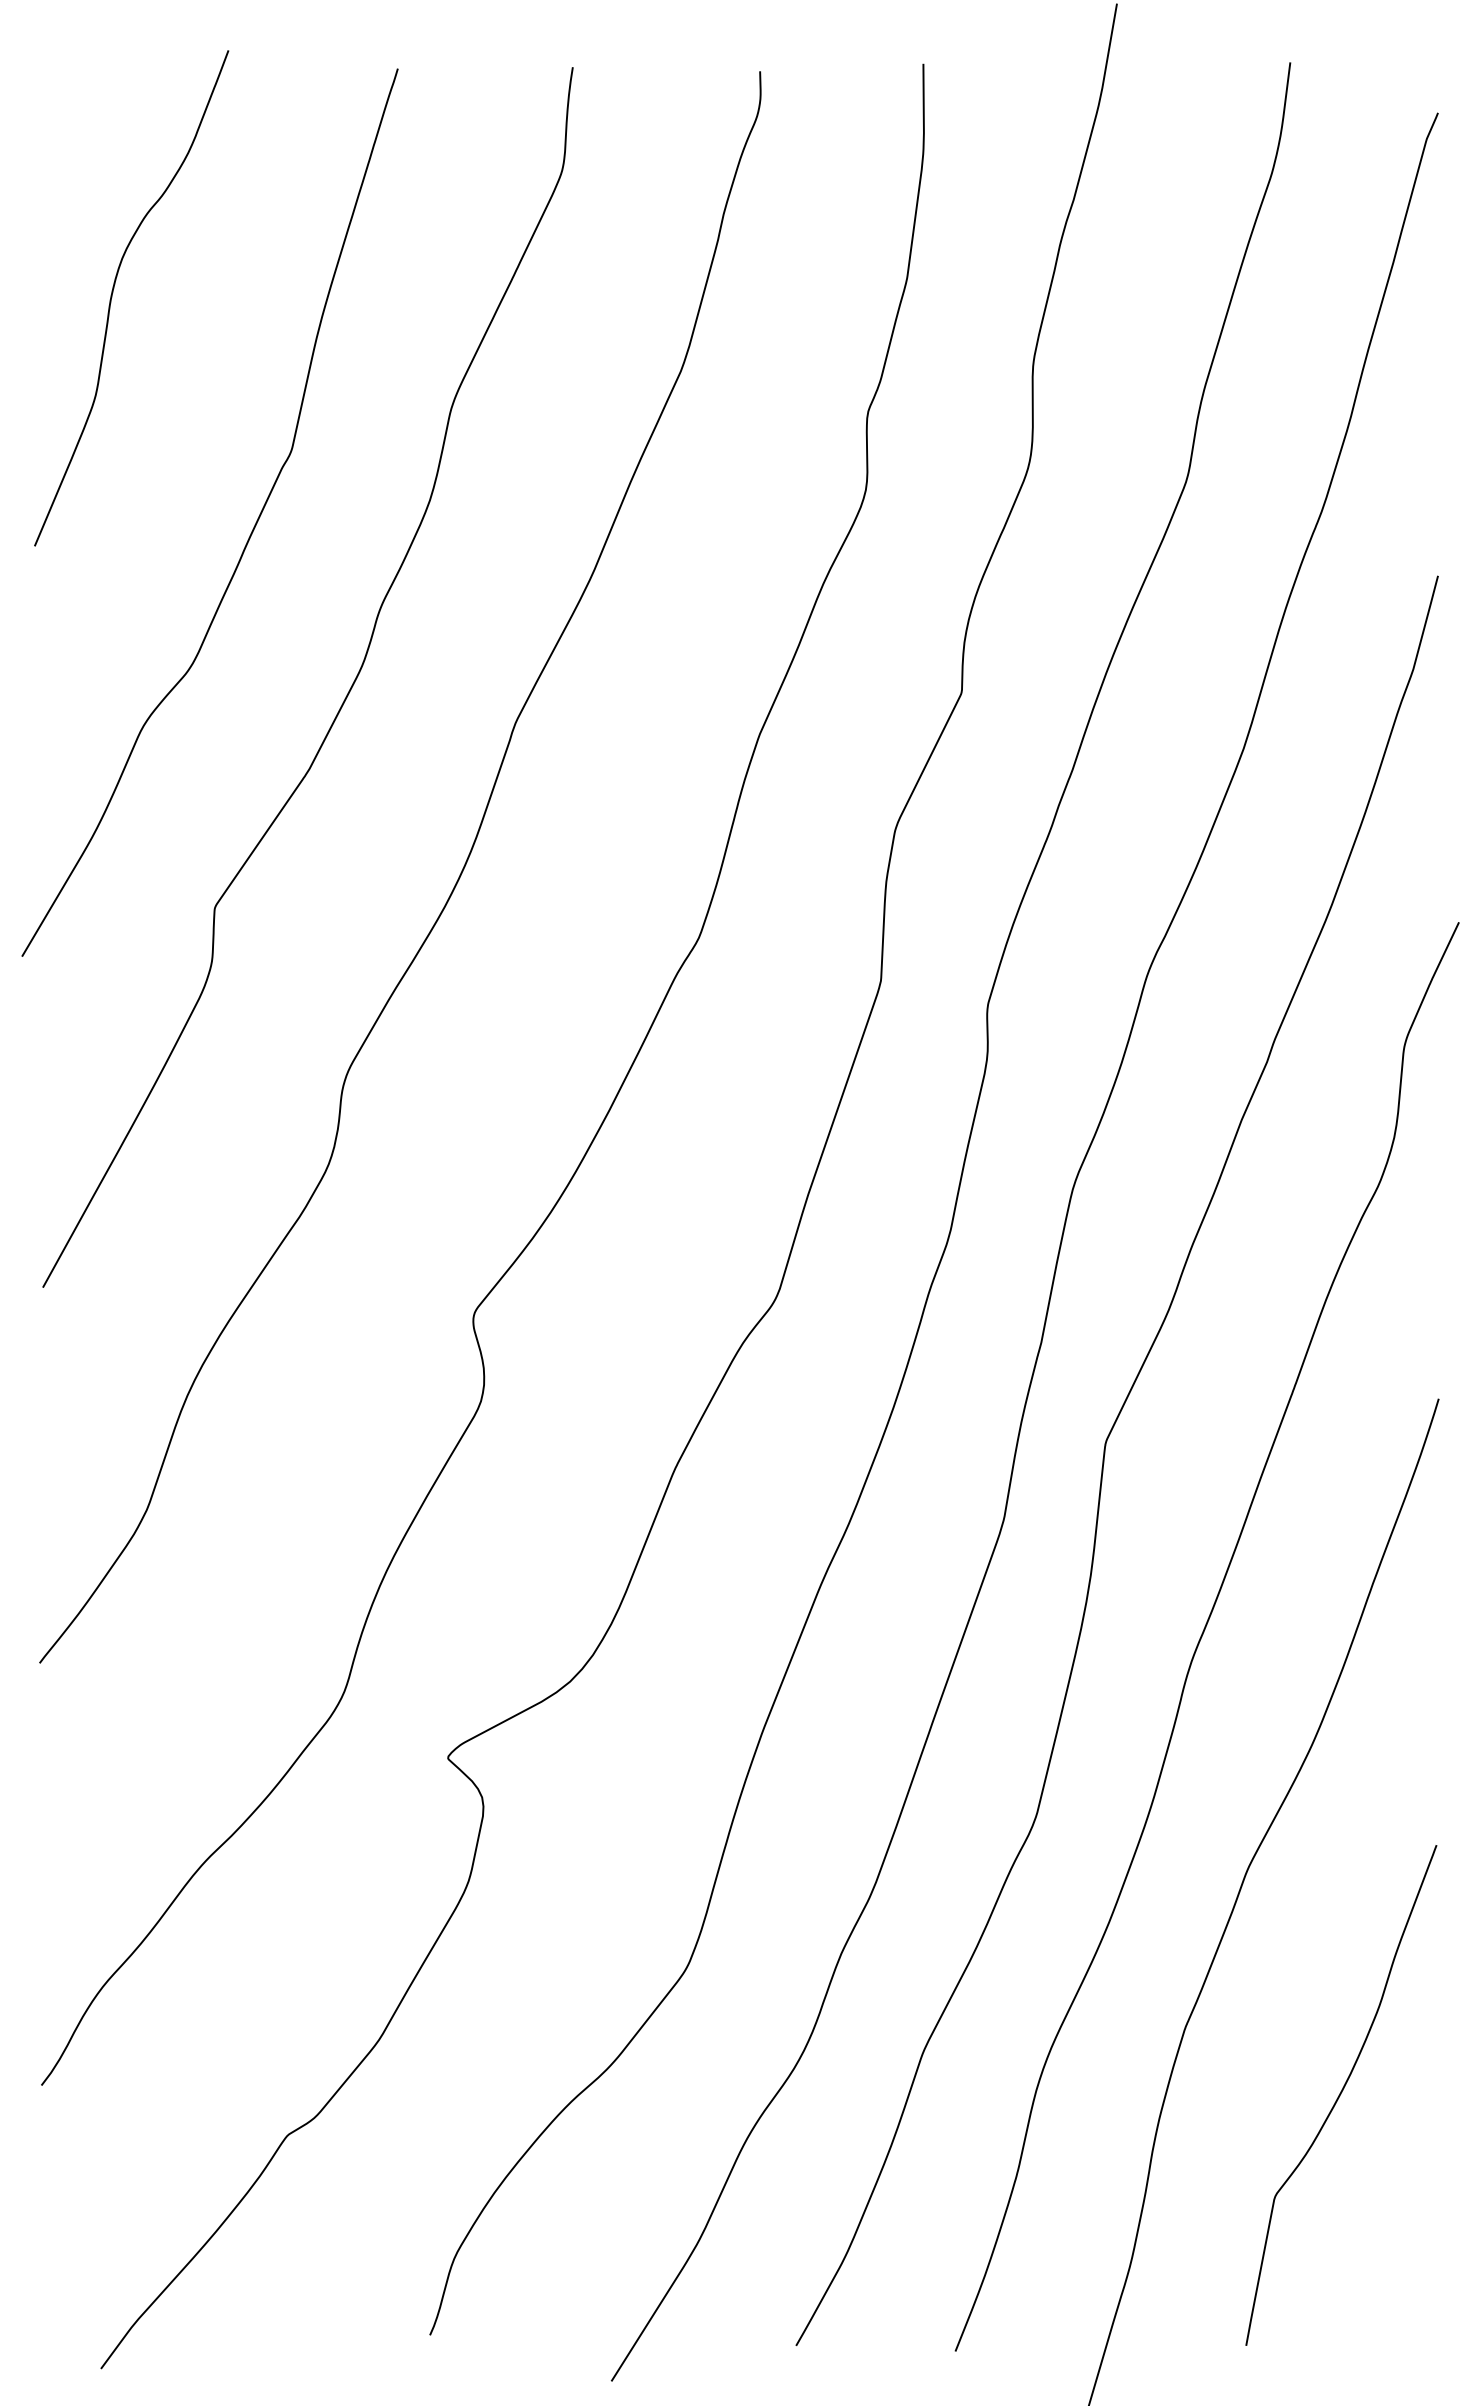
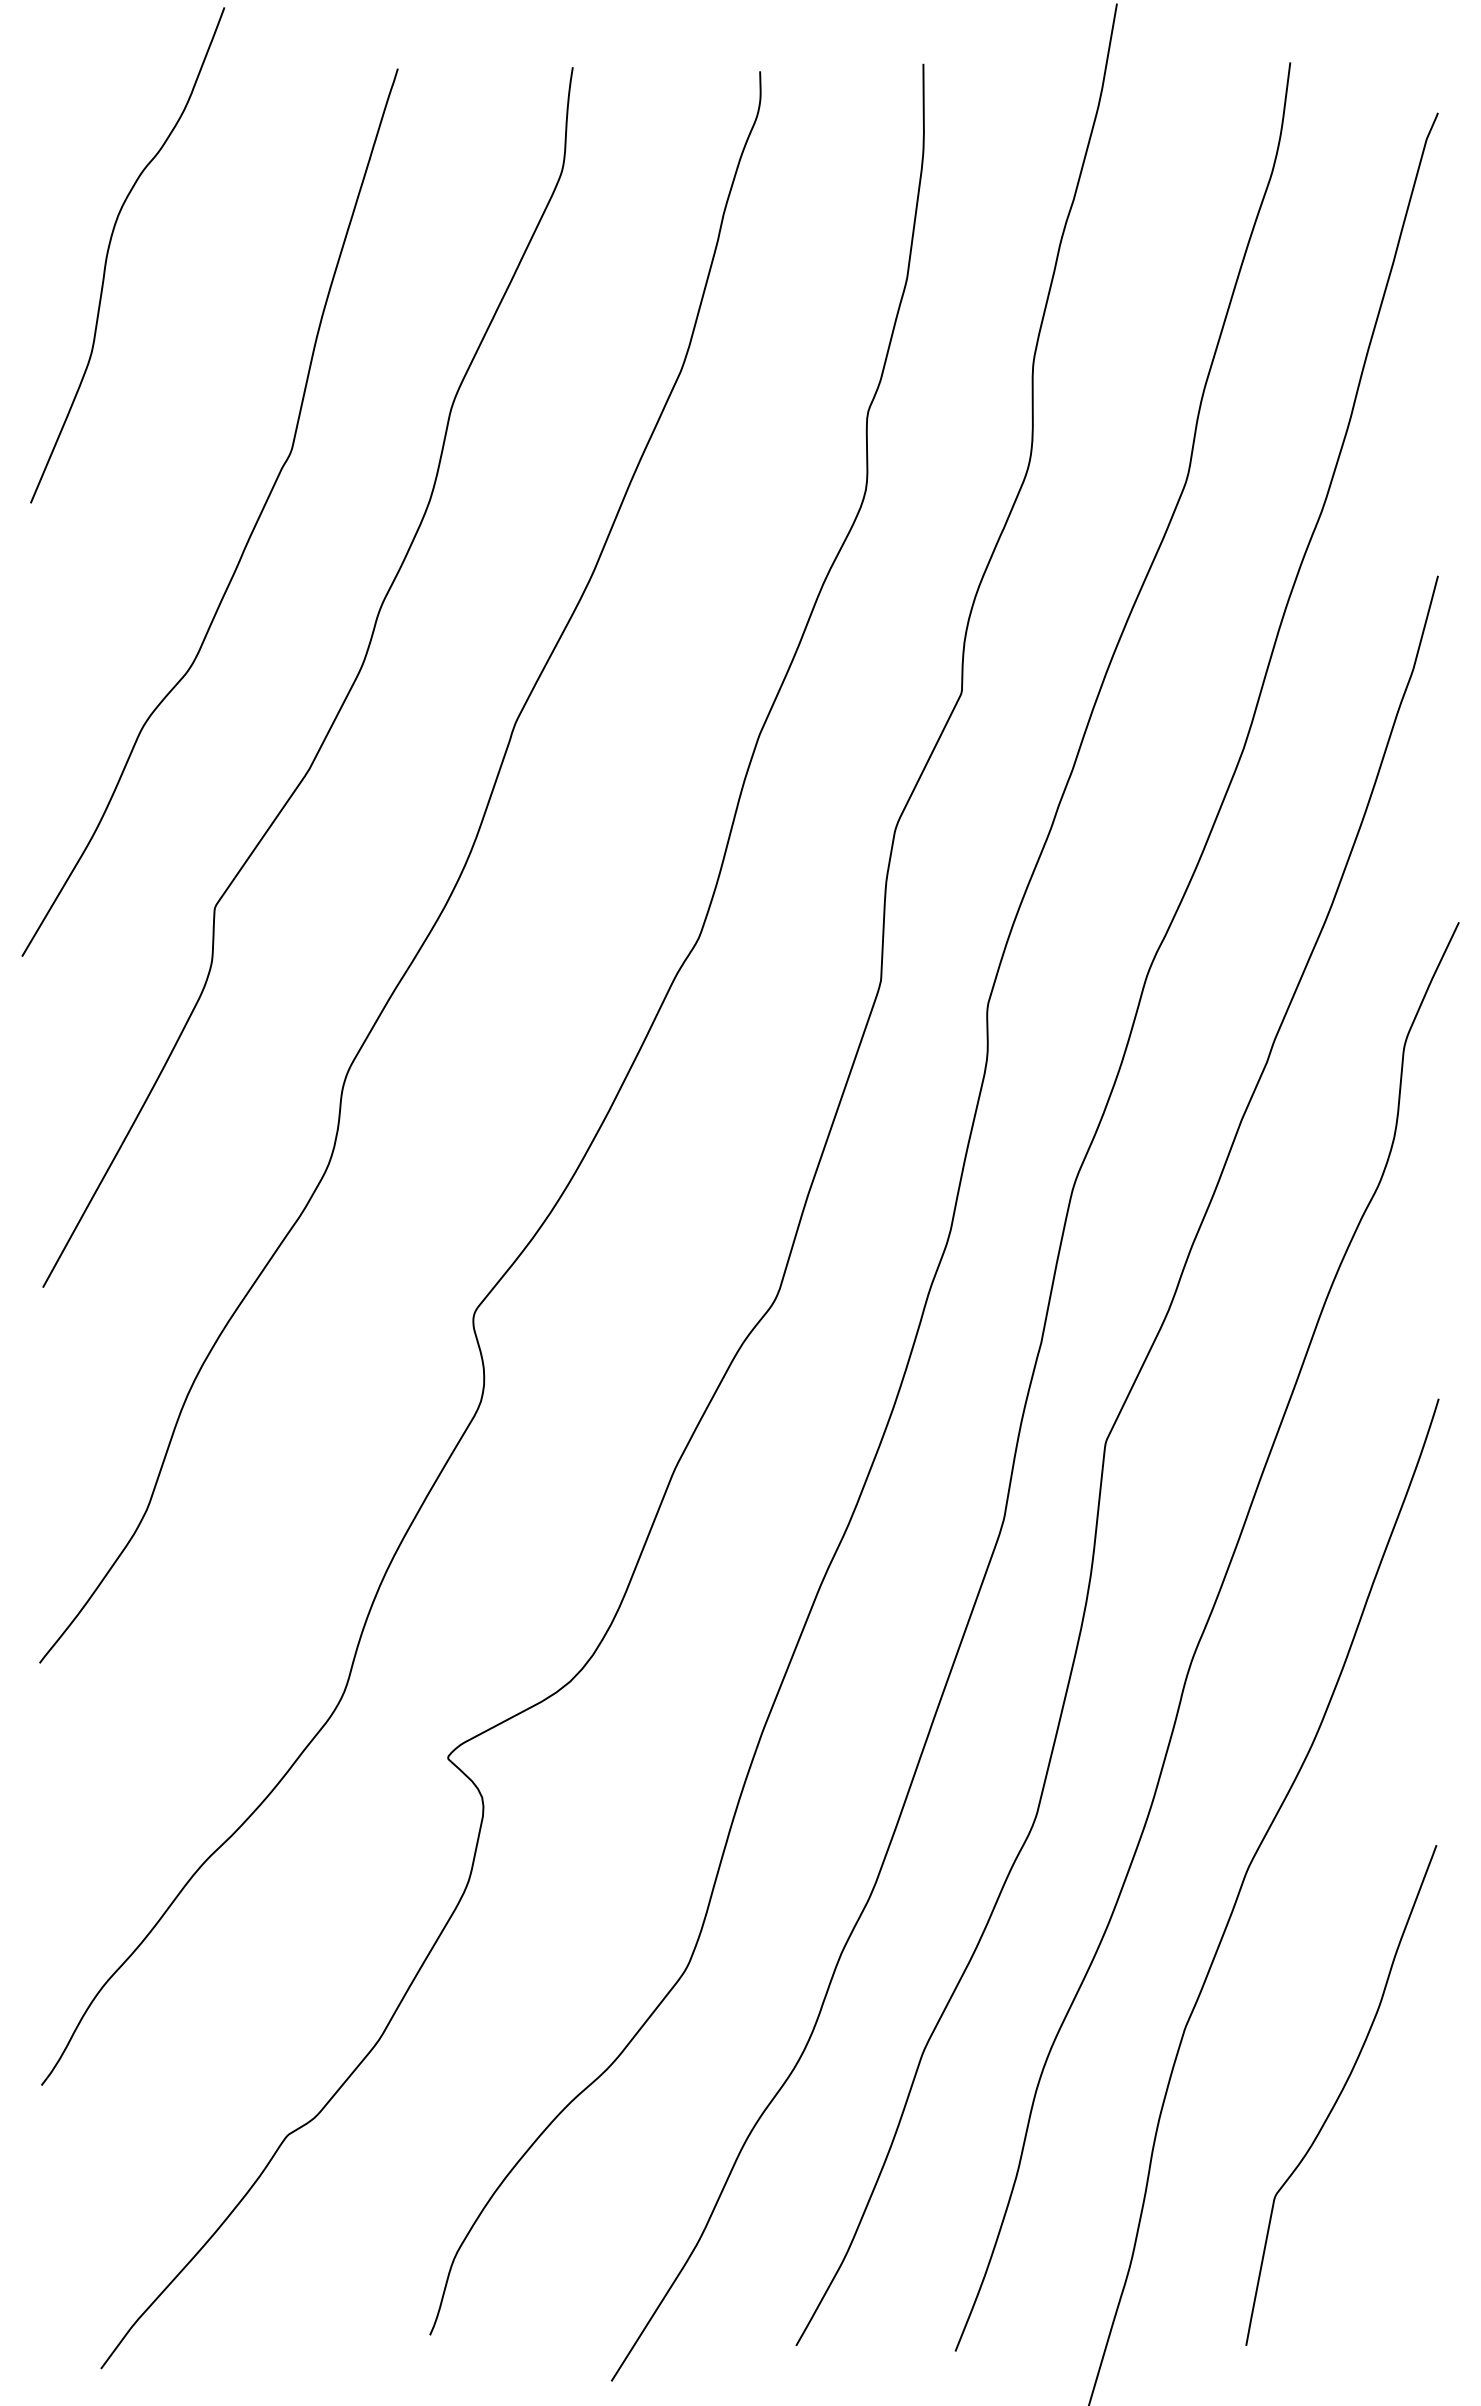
curve position: (113, 292) -> (109, 249) (109, 249)
